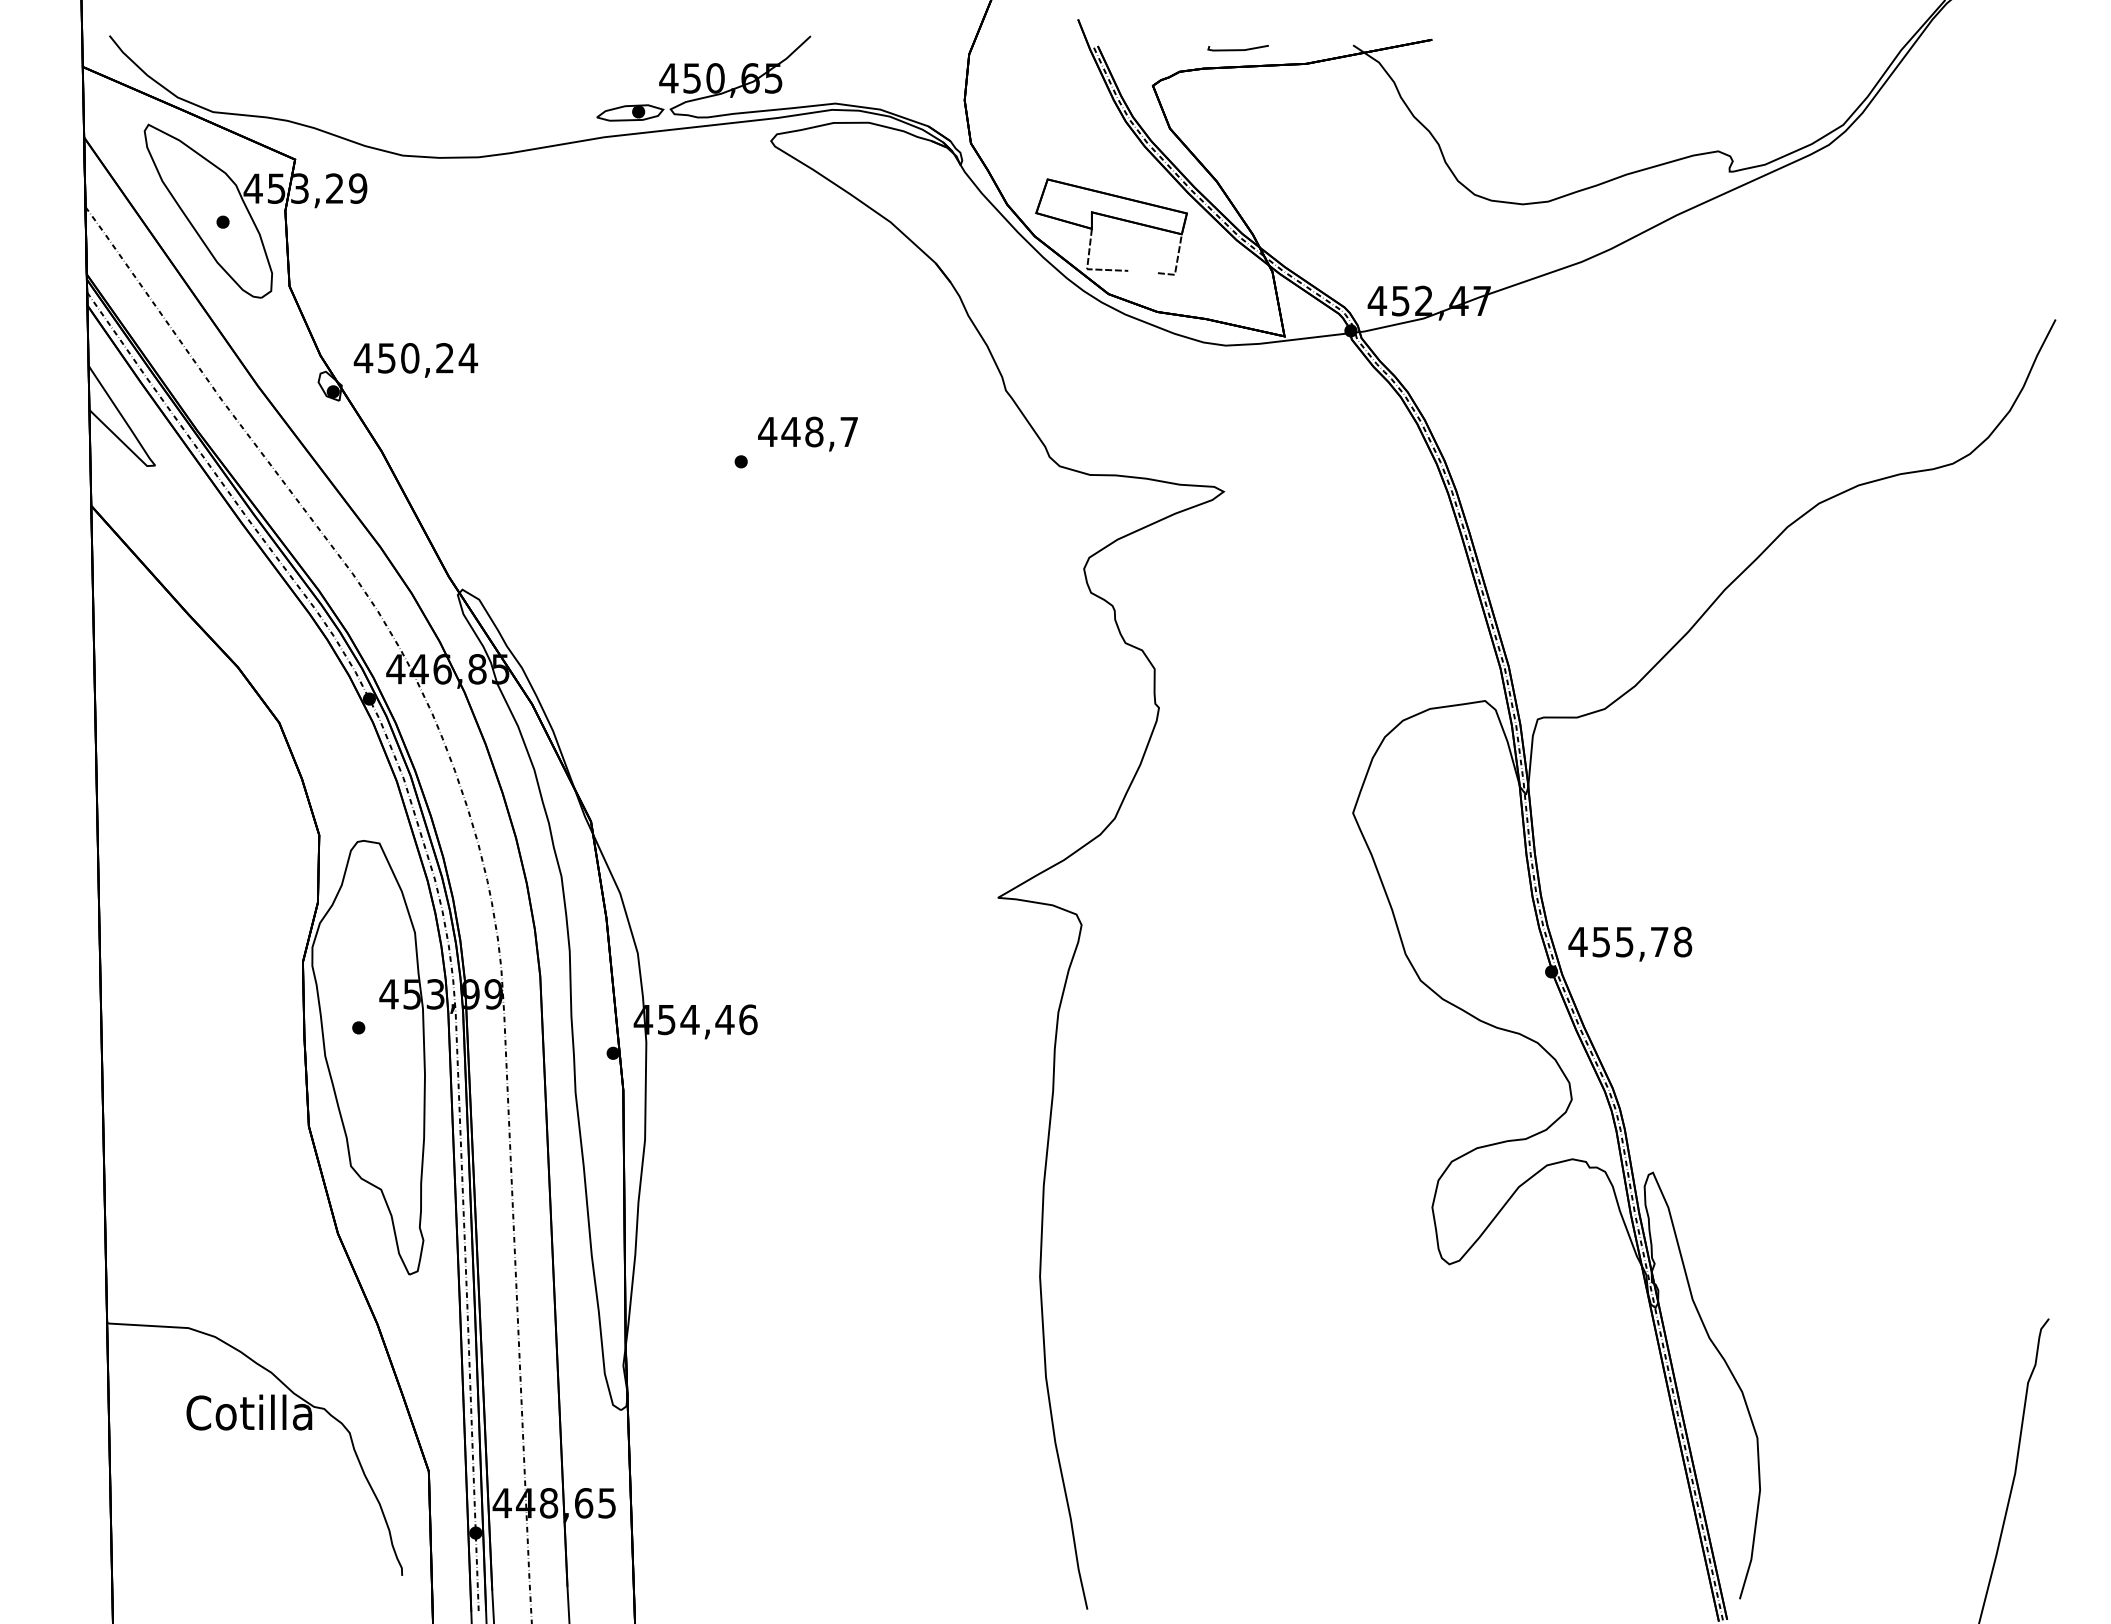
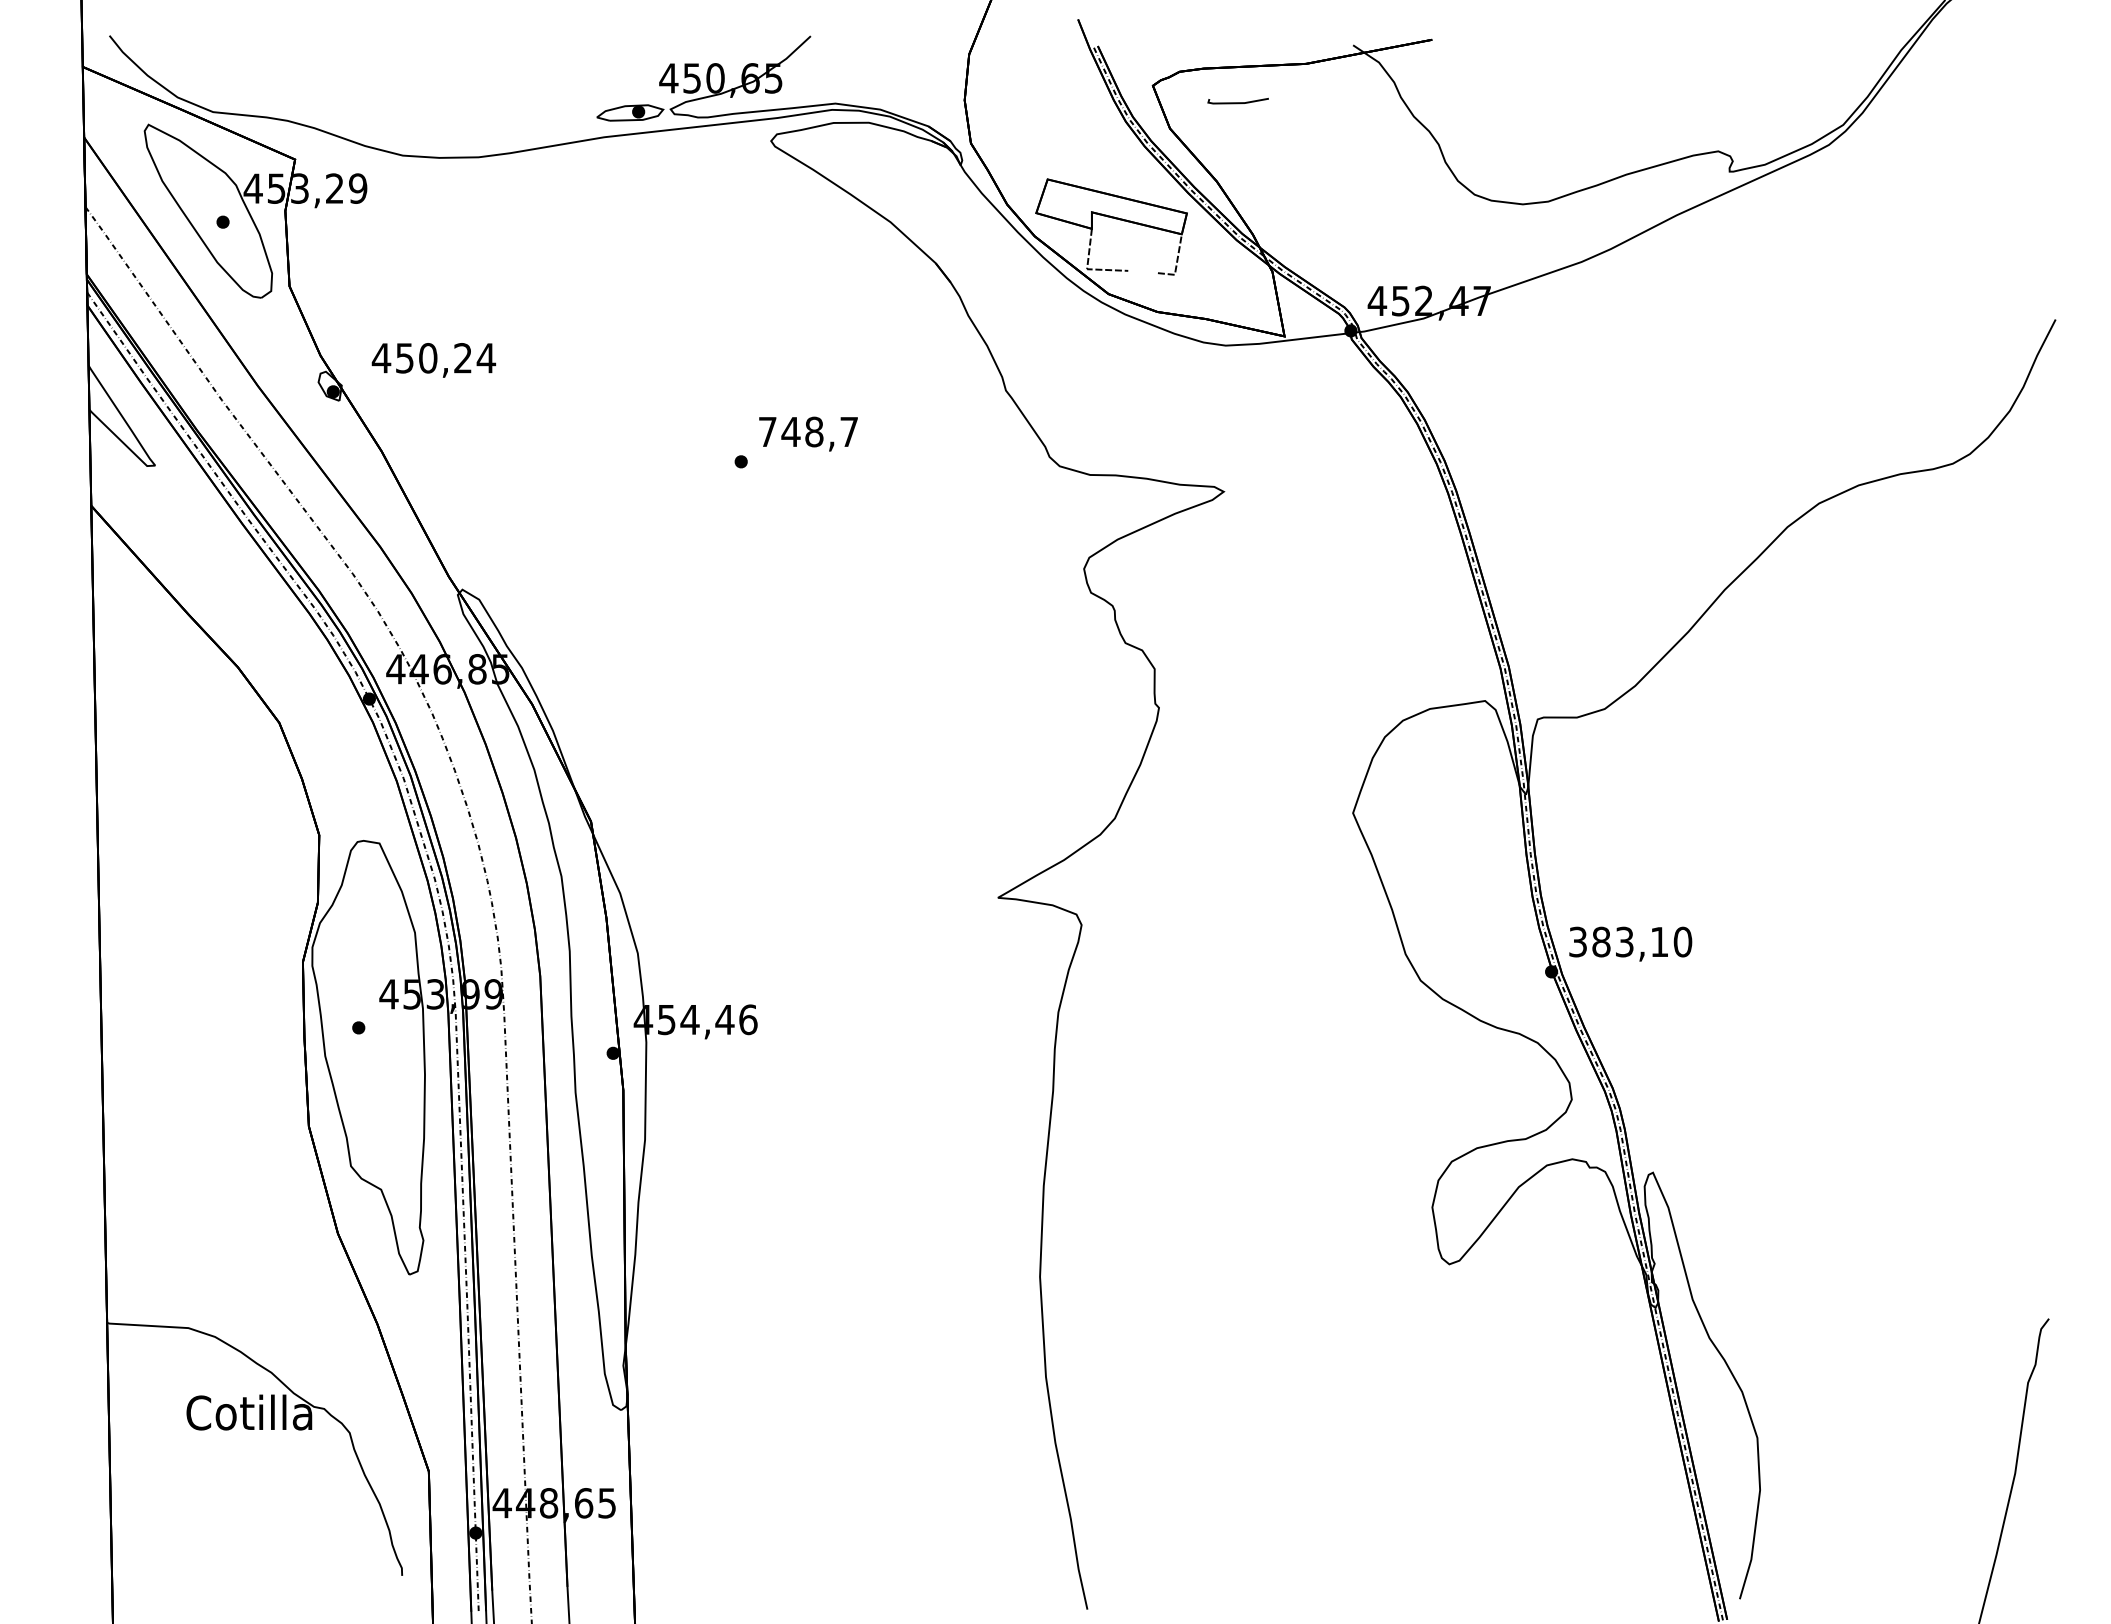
line position: (1237, 49) -> (1237, 102) (1237, 102)
text position: (415, 360) -> (433, 360) (433, 360)
text: 448,7 -> 748,7 (767, 431)
text: 455,78 -> 383,10 (1630, 941)
